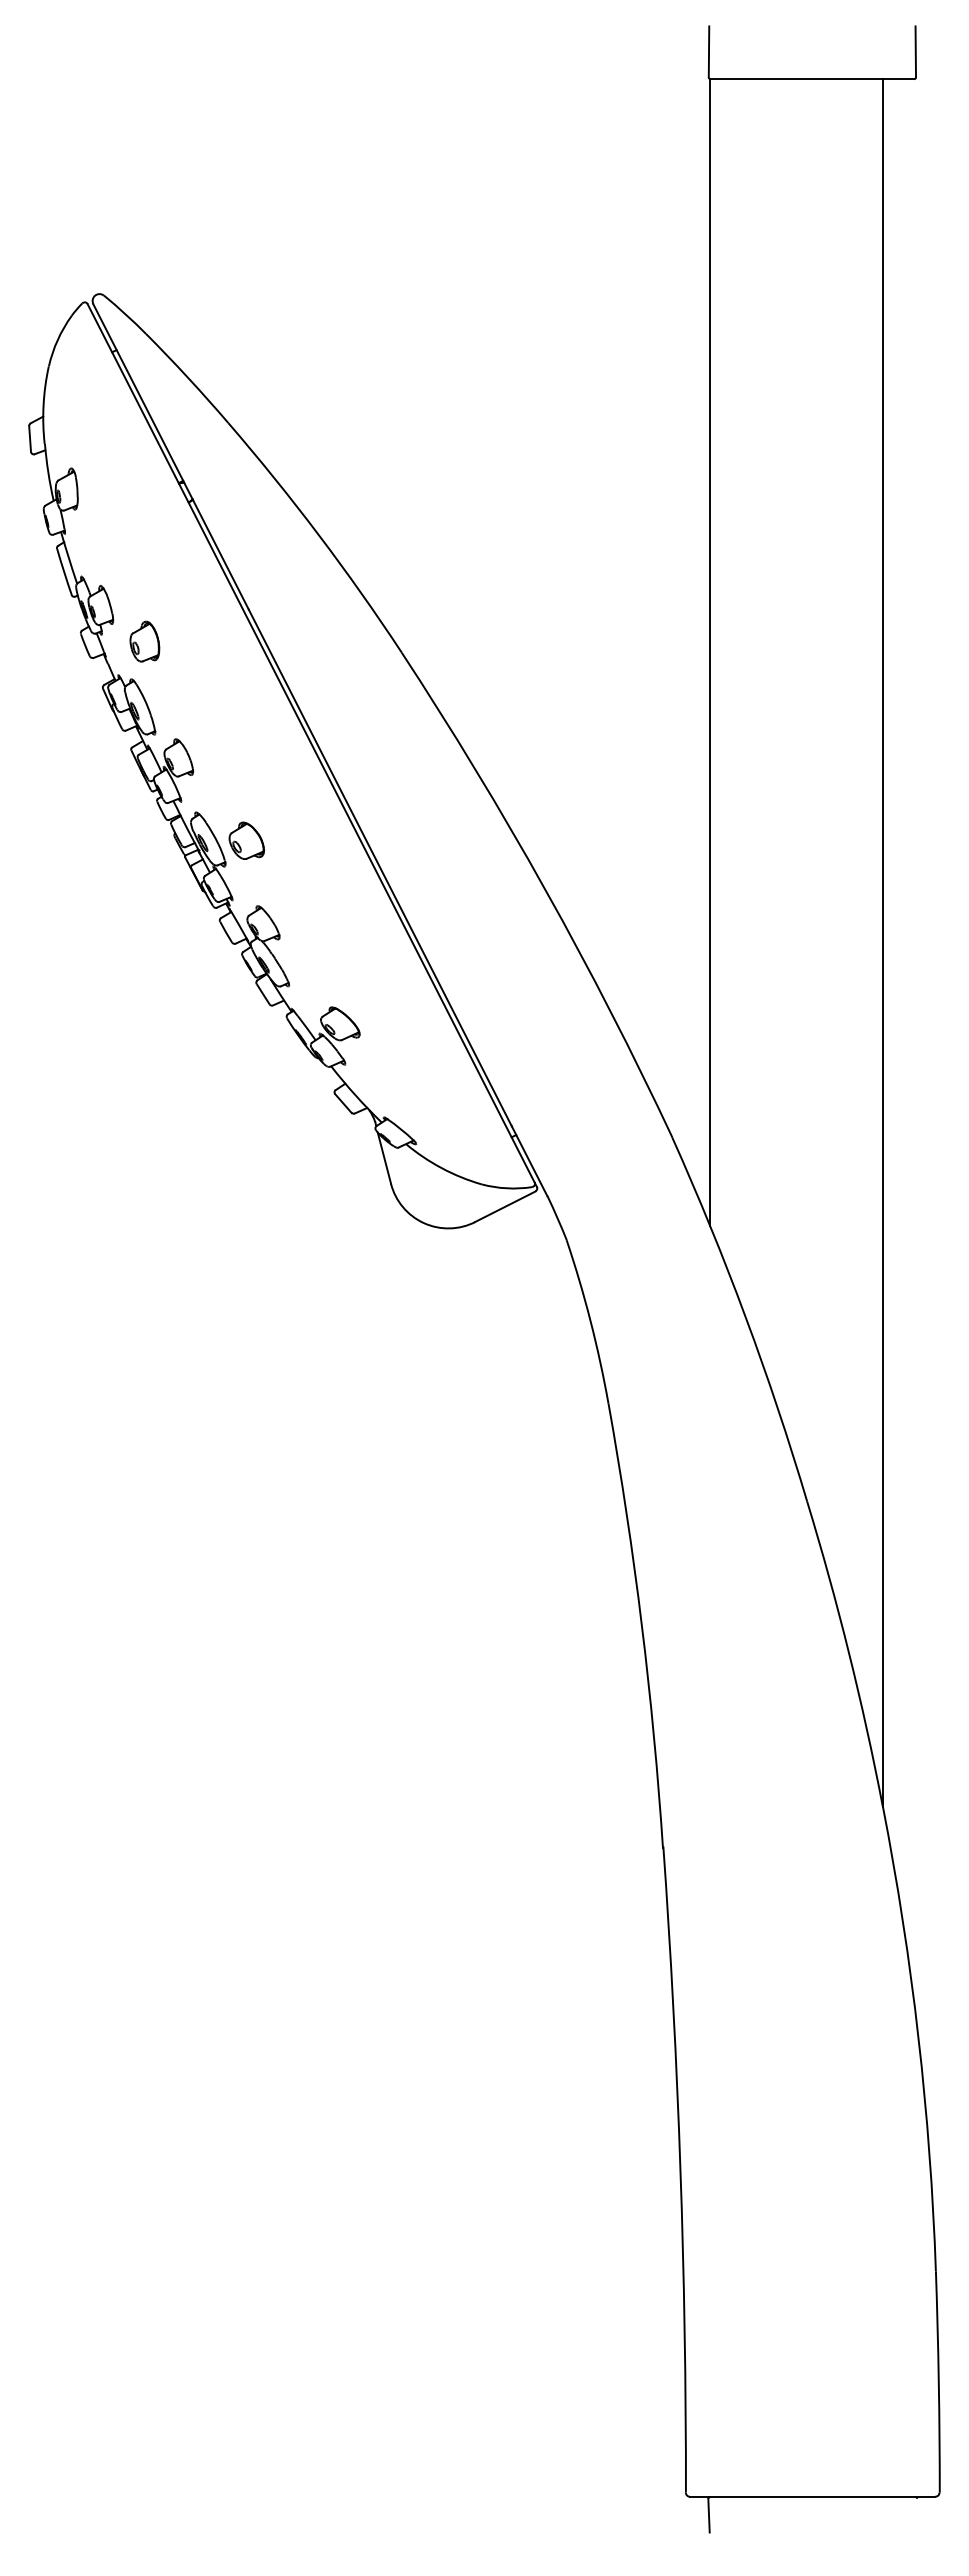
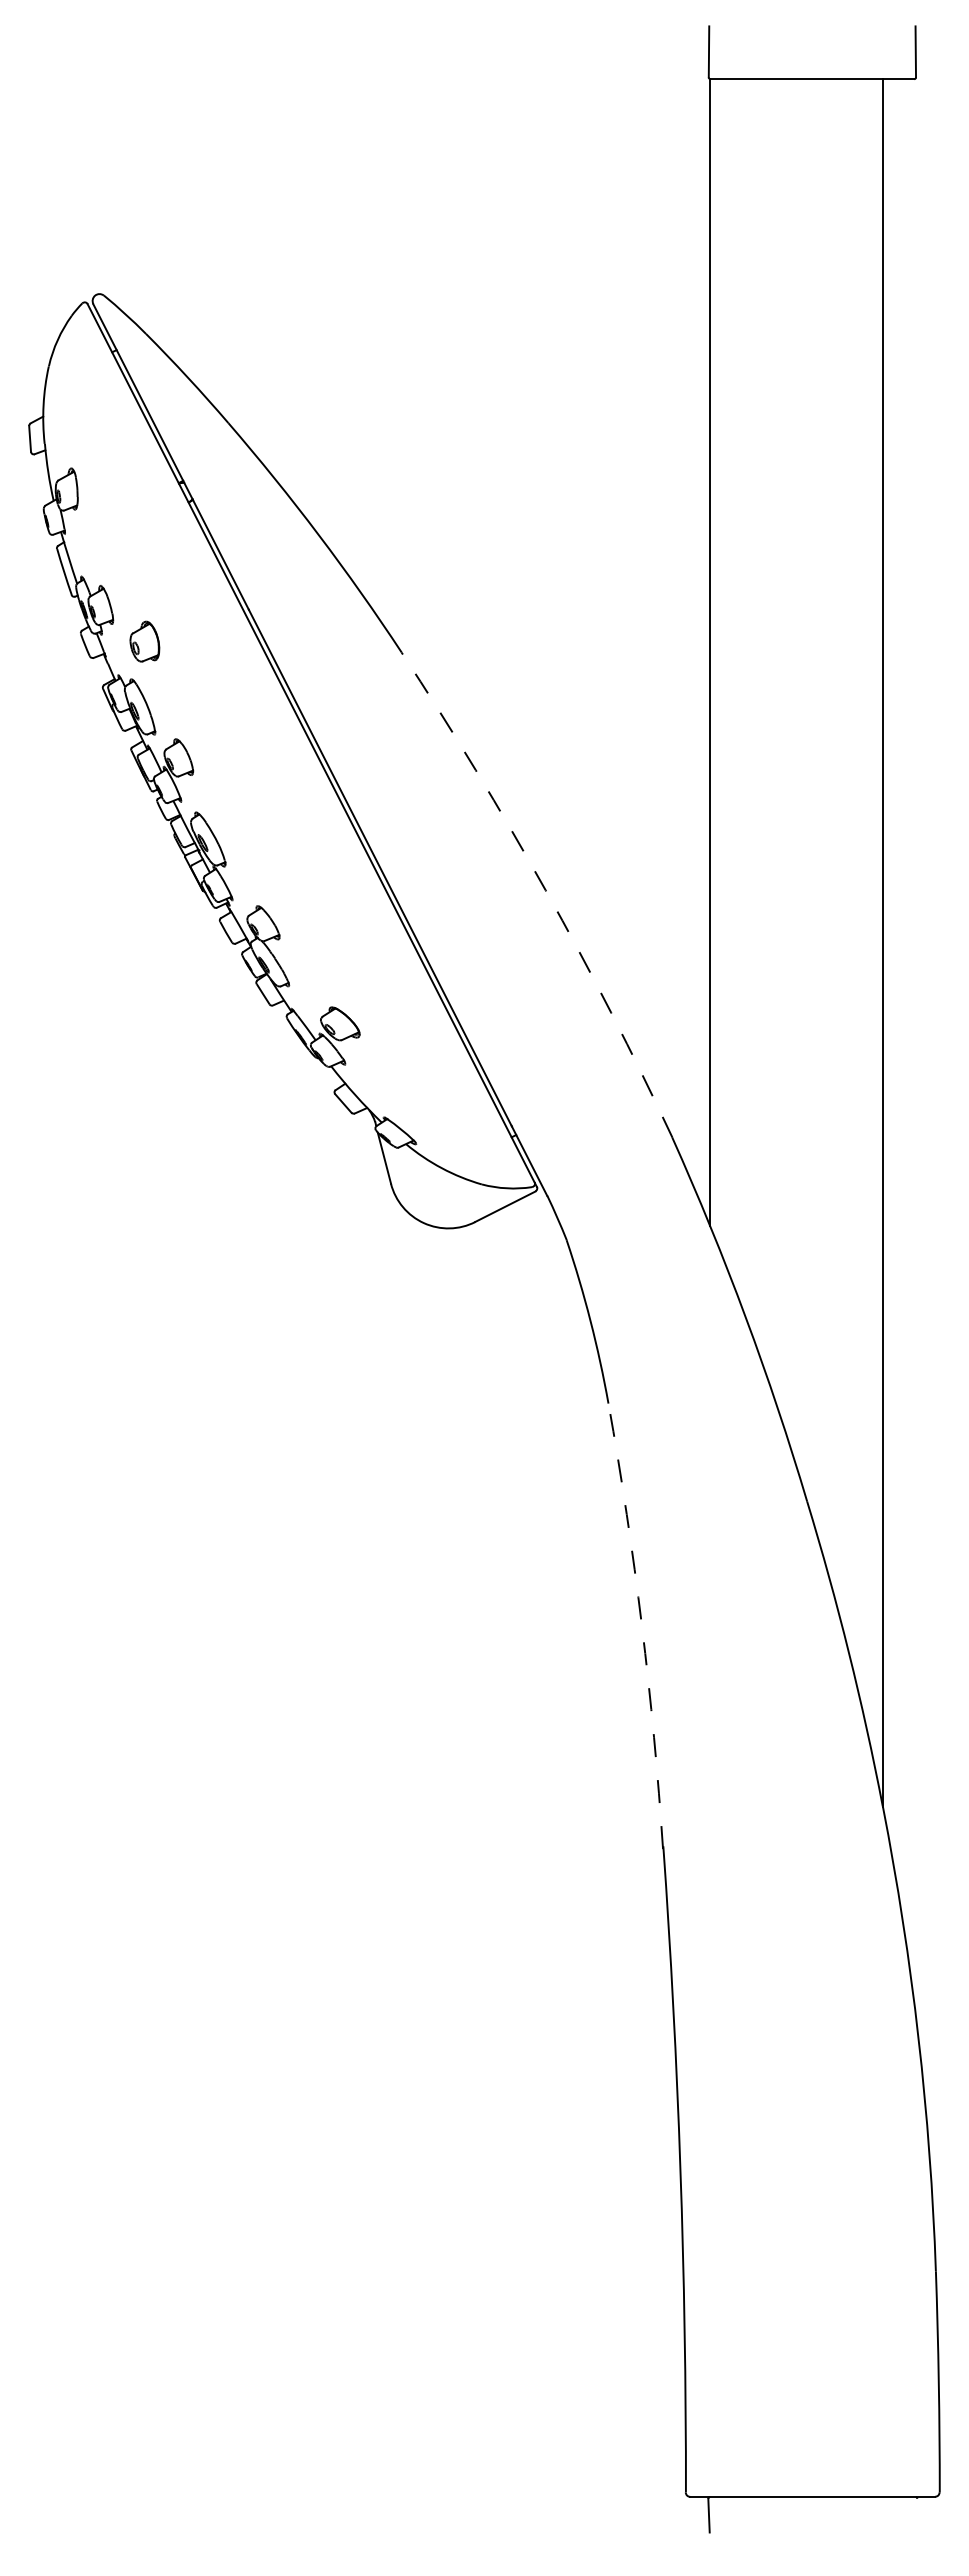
part: present -> none (246, 840)
arc: solid -> dashed (545, 890)
arc: solid -> dashed (641, 1625)
